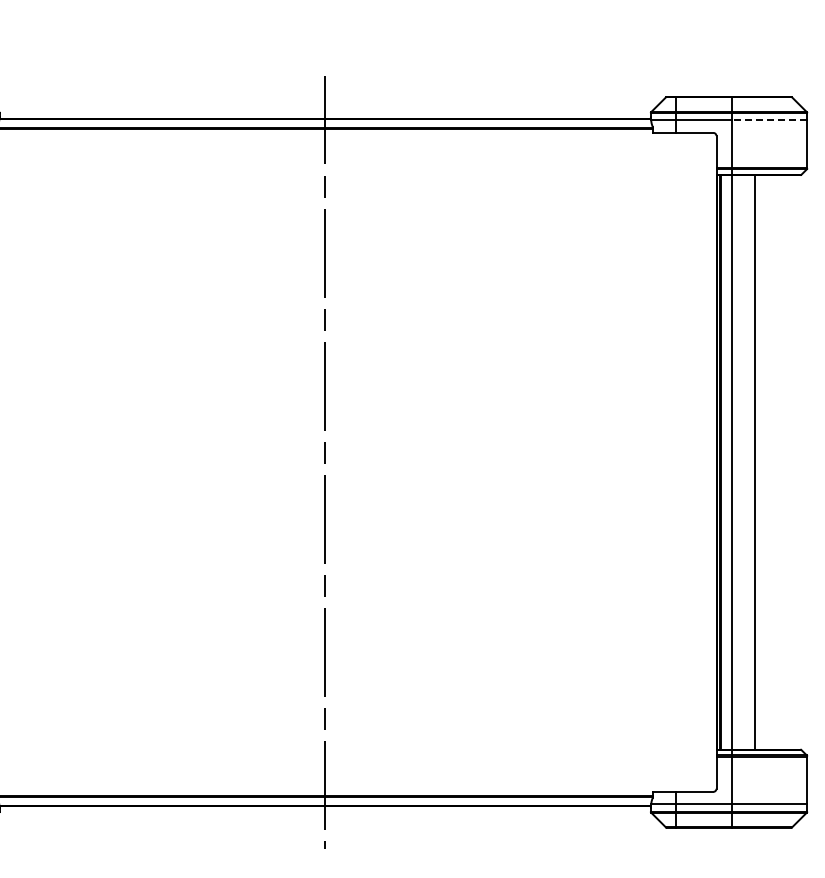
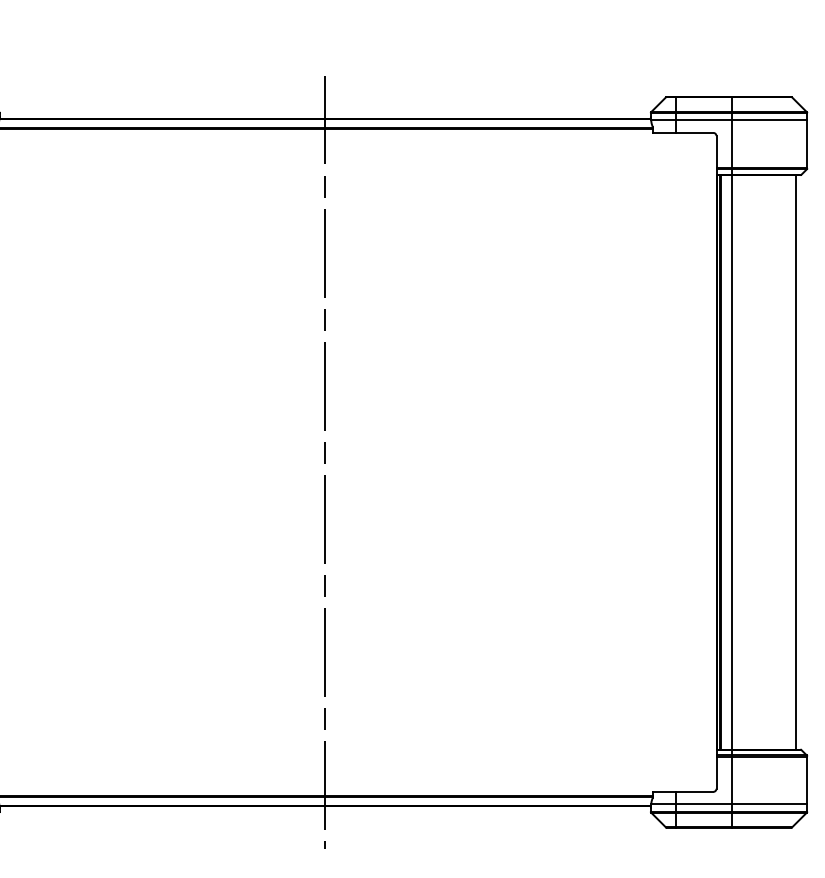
line: dashed -> solid (769, 120)
line position: (755, 462) -> (796, 462) (796, 462)
